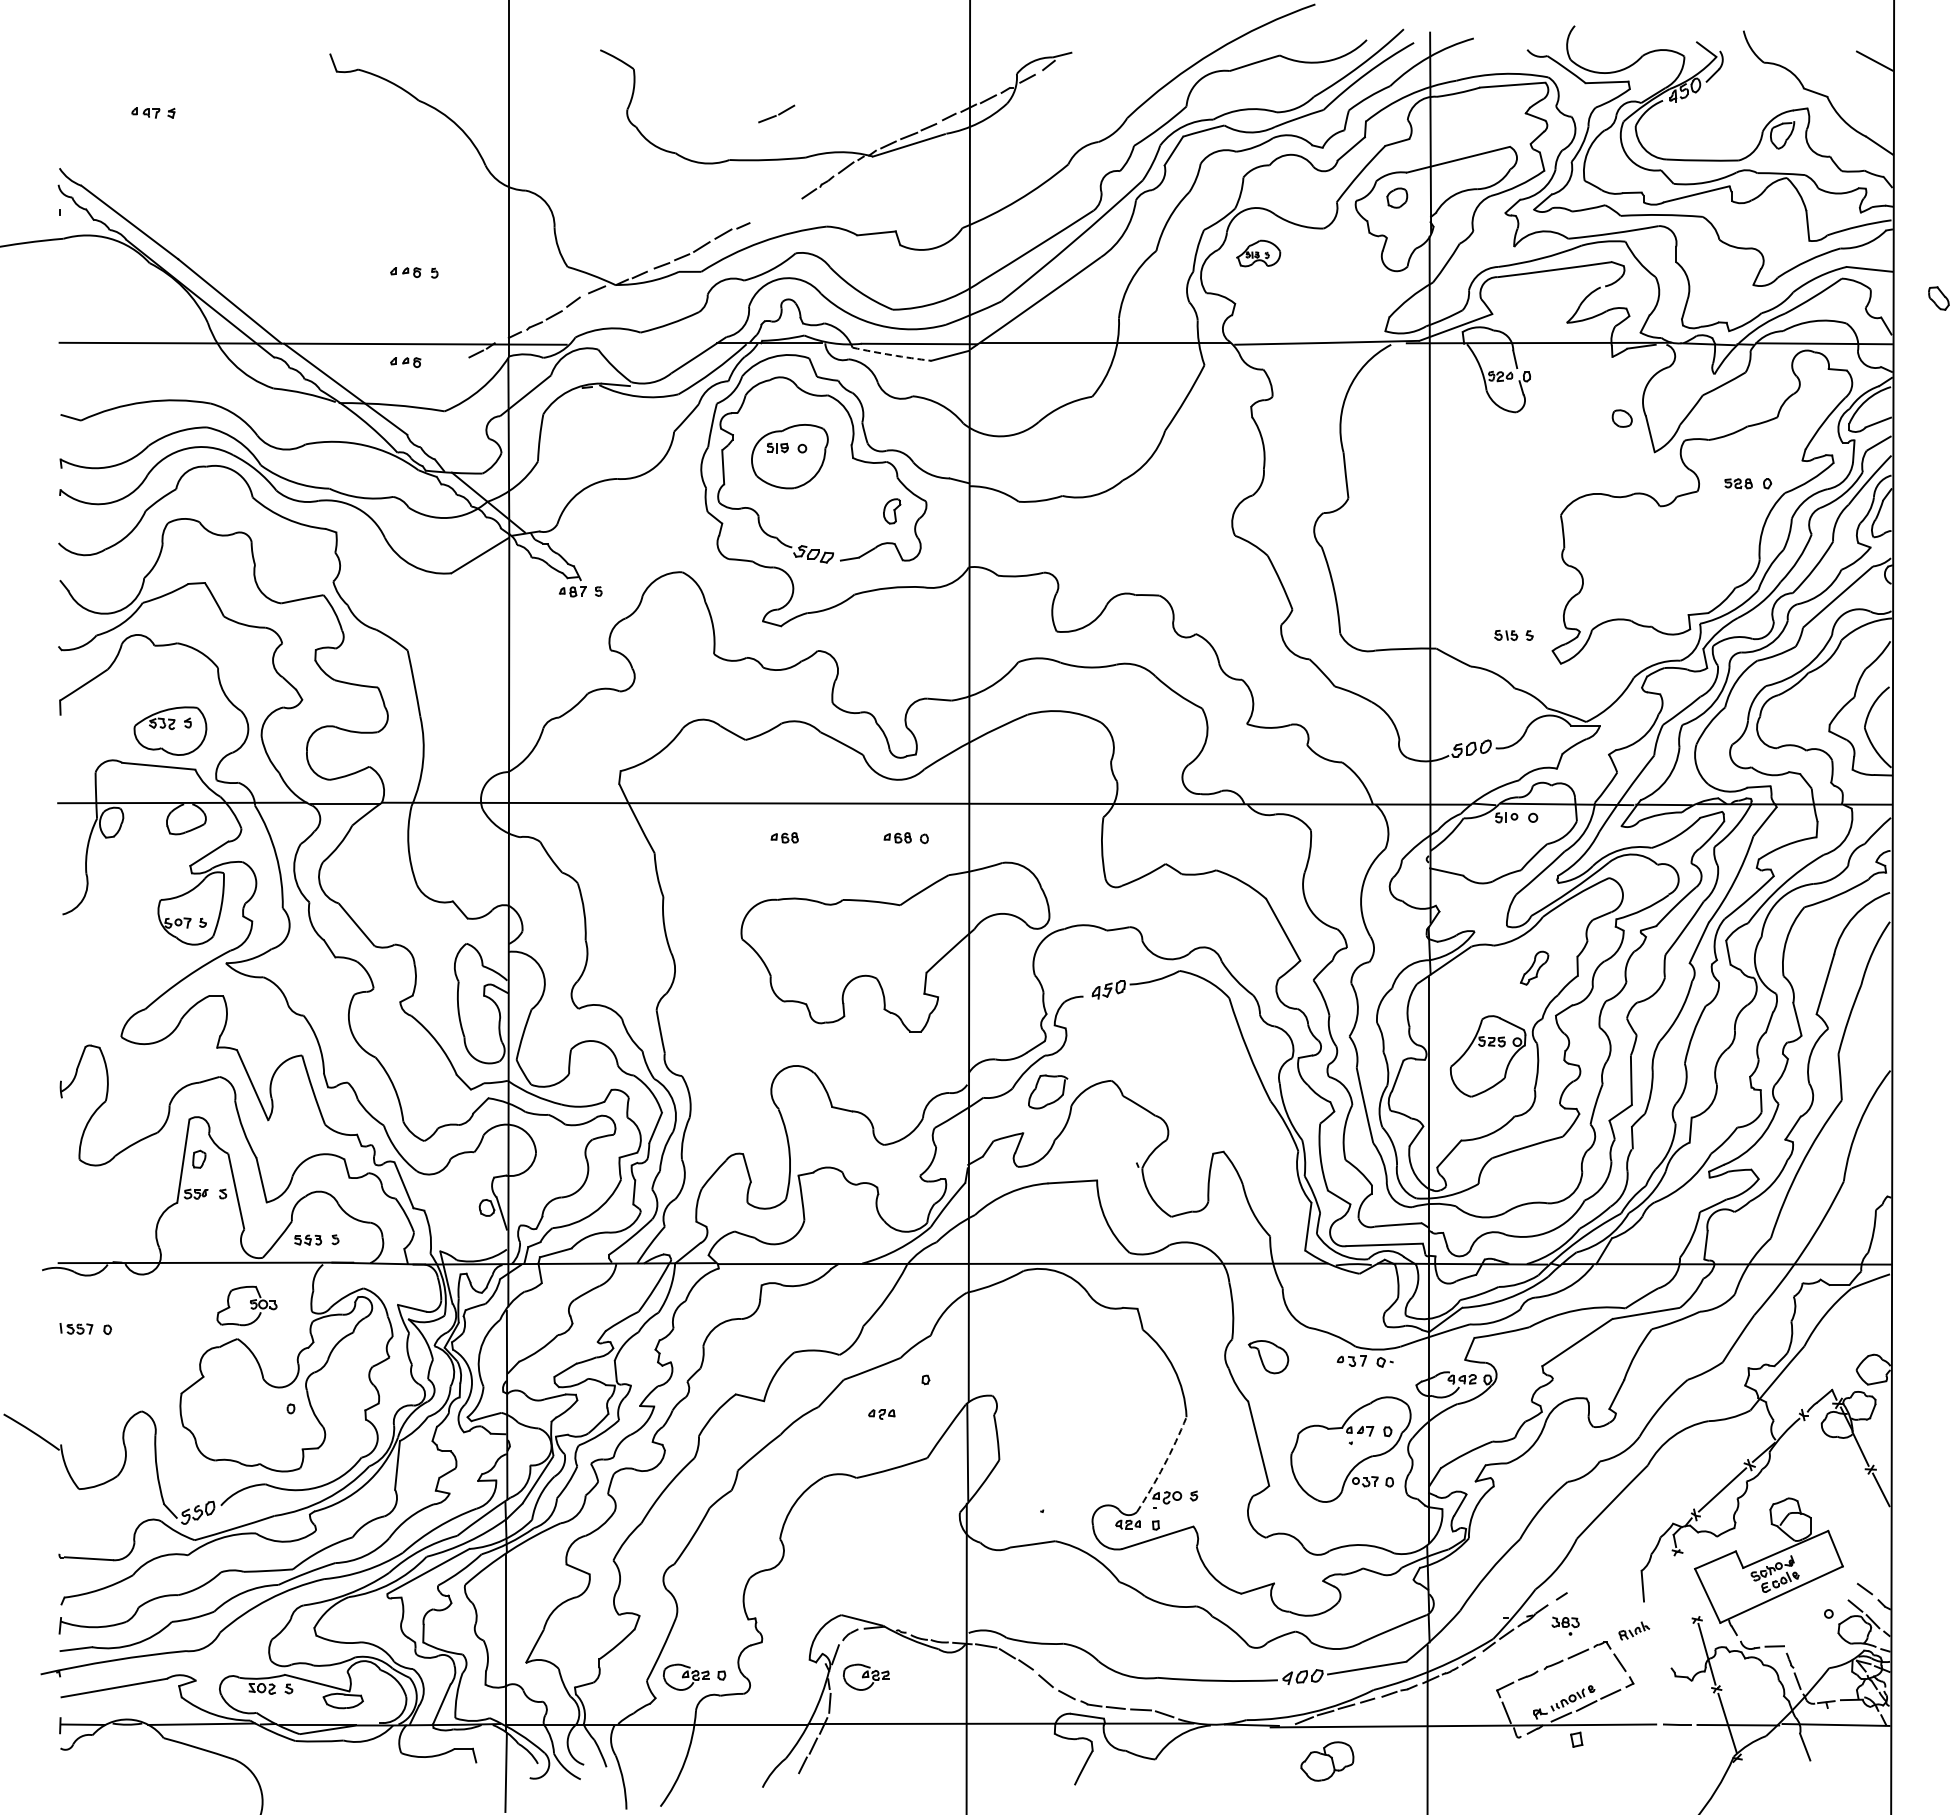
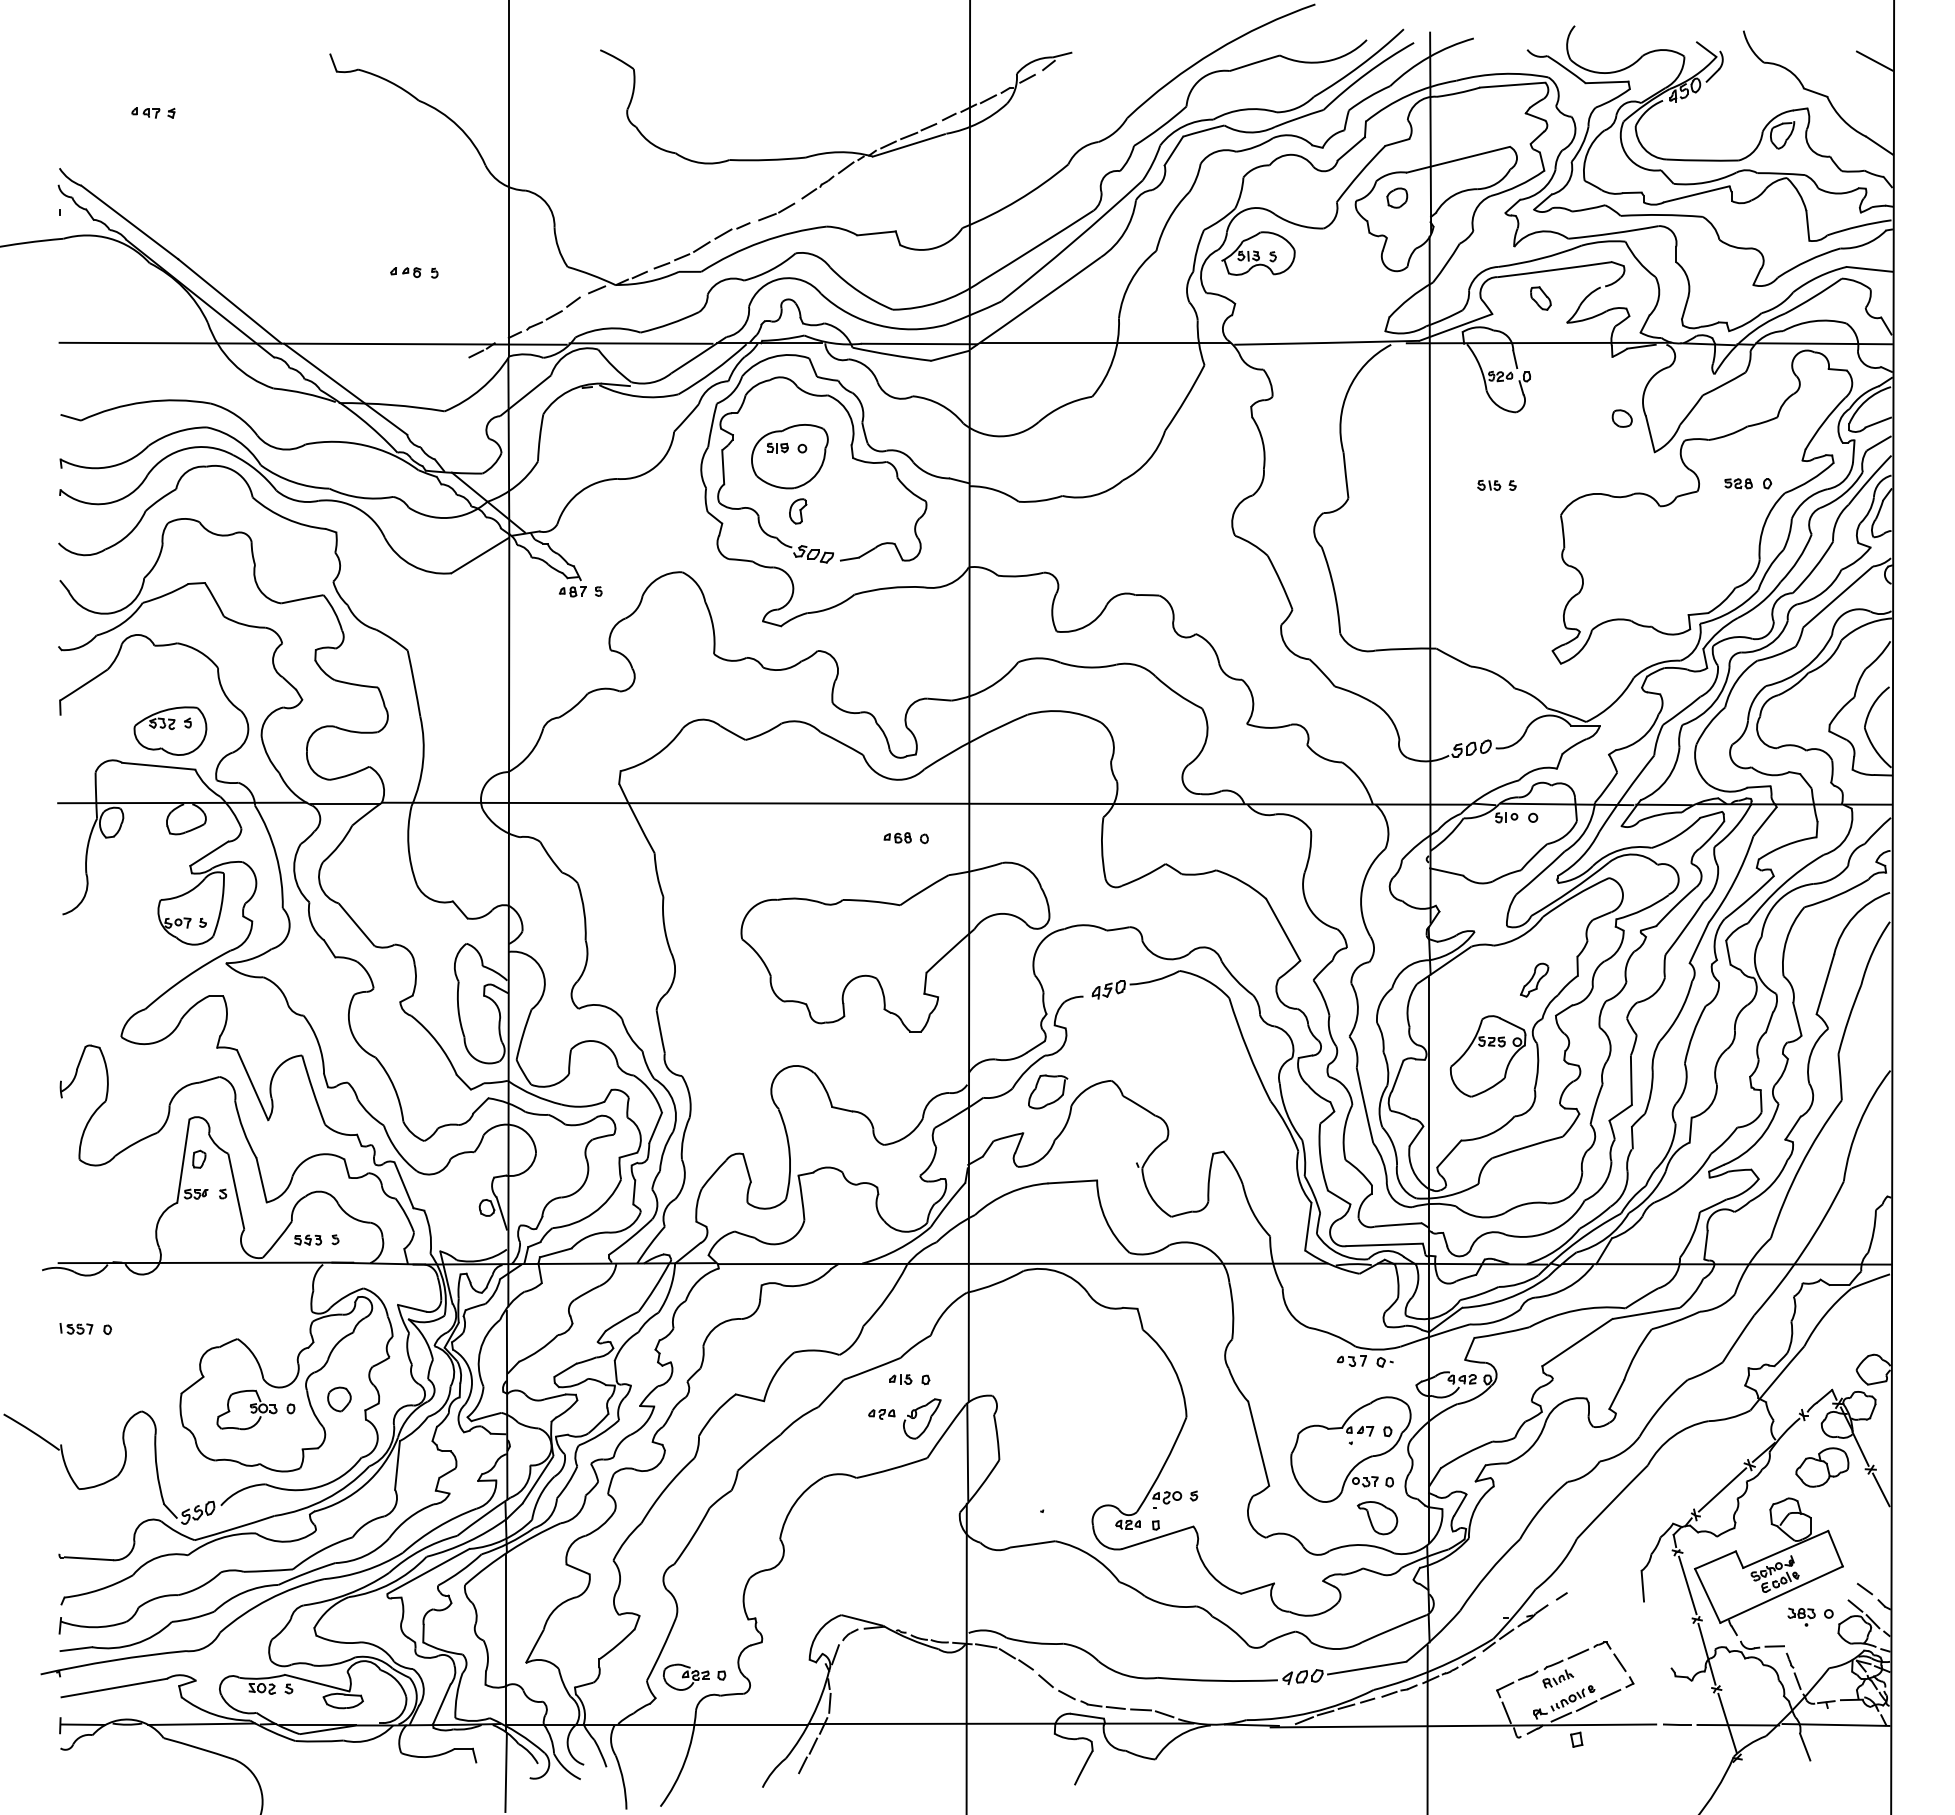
part position: (776, 113) -> (776, 211) (776, 211)
part size: 46x29 px -> 75x45 px (1258, 253)
part position: (1938, 298) -> (1540, 298) (1540, 298)
line: none -> present (640, 343)
arc: dashed -> solid (891, 355)
part: present -> none (405, 362)
part position: (892, 511) -> (798, 511) (798, 511)
part position: (1513, 635) -> (1496, 485) (1496, 485)
part: present -> none (784, 837)
part position: (1534, 967) -> (1534, 979) (1534, 979)
part position: (246, 1305) -> (246, 1409) (246, 1409)
part position: (1268, 1357) -> (1377, 1518) (1377, 1518)
part: none -> present (900, 1379)
part: none -> present (339, 1399)
part: none -> present (916, 1417)
arc: dashed -> solid (1163, 1465)
line: none -> present (1687, 1585)
part position: (1565, 1625) -> (1801, 1616) (1801, 1616)
part position: (1634, 1630) -> (1558, 1678) (1558, 1678)
part: present -> none (865, 1676)
part position: (1327, 1761) -> (1822, 1467) (1822, 1467)
